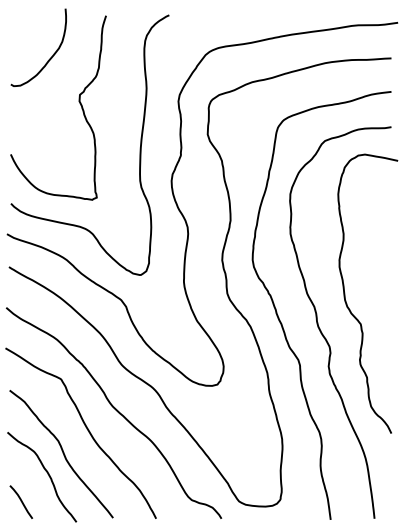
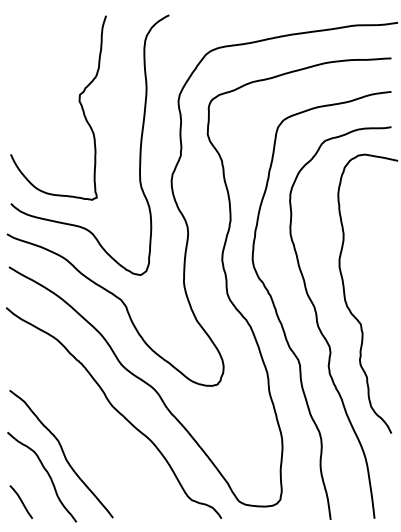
curve: present -> none (49, 58)
curve: present -> none (86, 429)
